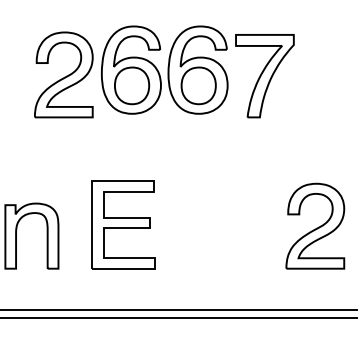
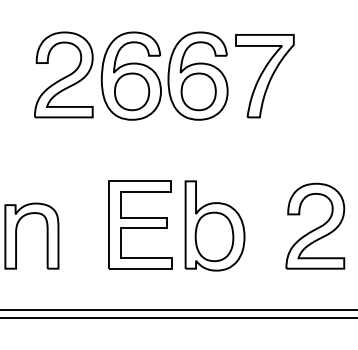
part position: (164, 69) -> (164, 75) (164, 75)
part position: (123, 224) -> (140, 224) (140, 224)
part: none -> present (214, 225)
